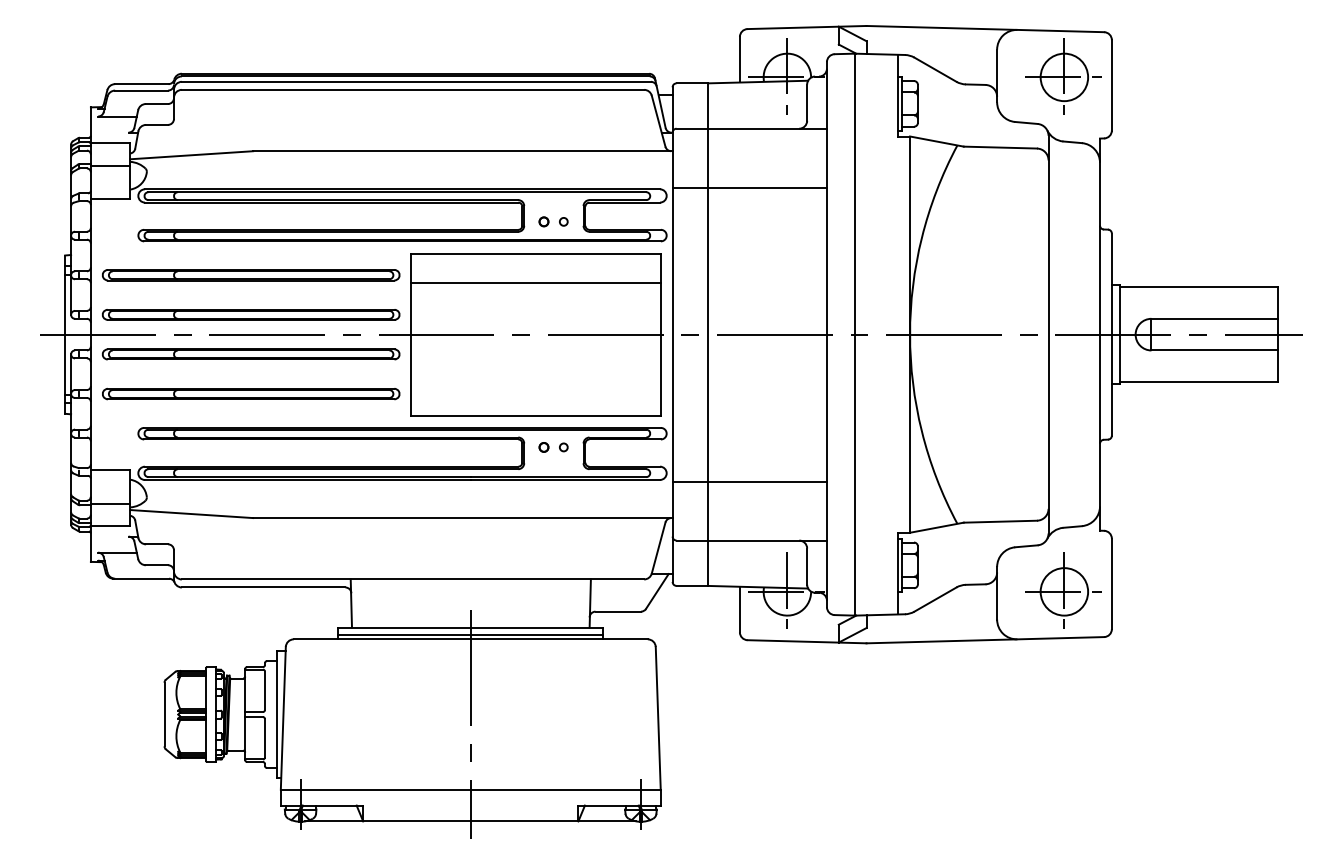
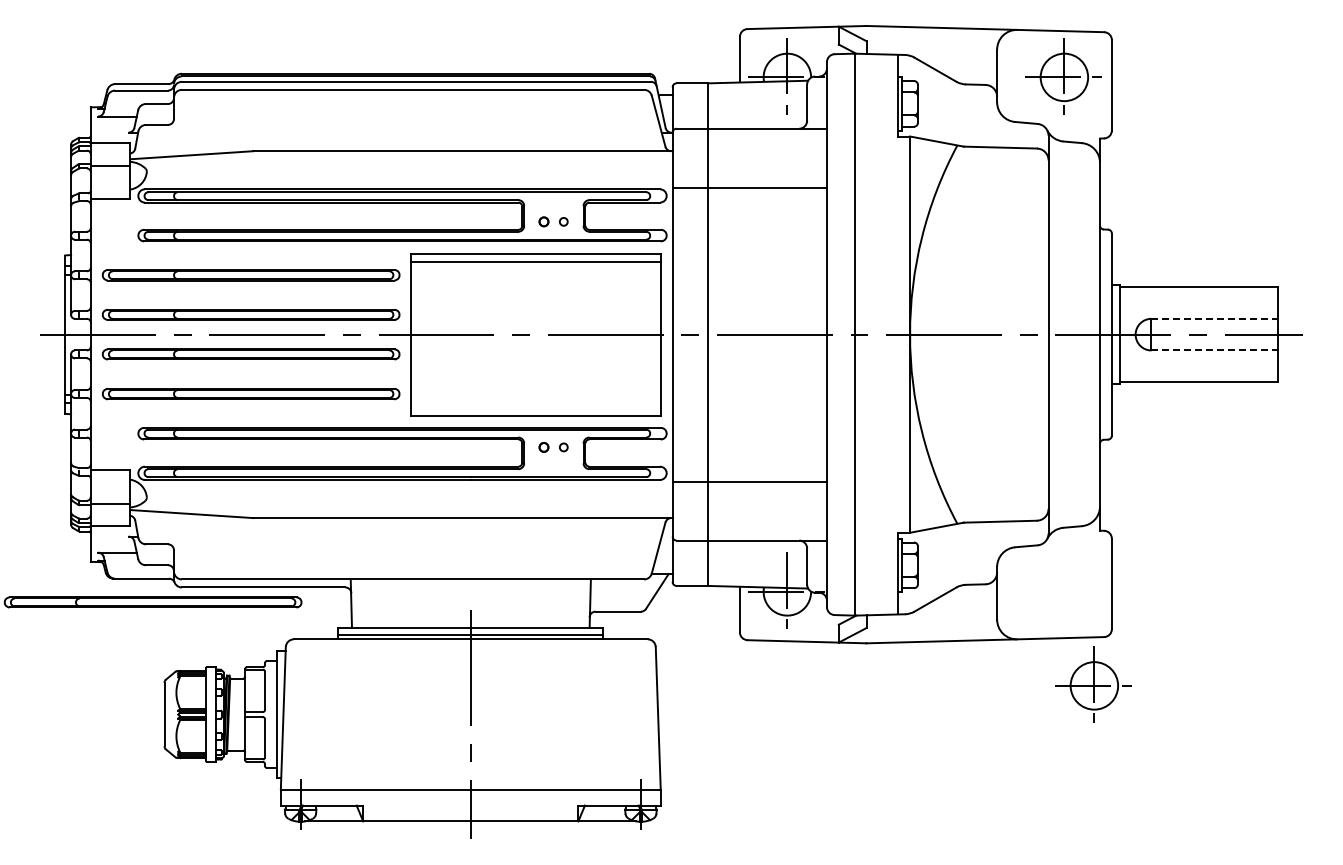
line position: (535, 283) -> (535, 262) (535, 262)
line: solid -> dashed (1215, 318)
line: solid -> dashed (1215, 350)
part position: (1063, 590) -> (1093, 684) (1093, 684)
part: none -> present (153, 602)
